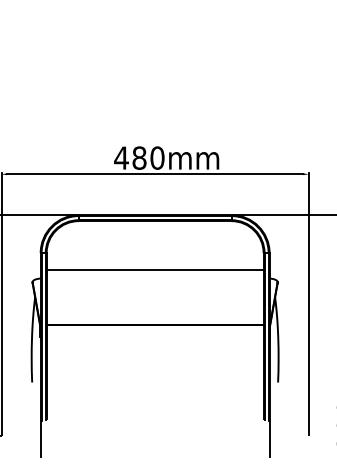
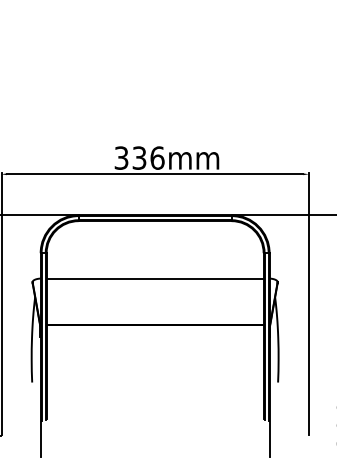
text: 480mm -> 336mm (139, 157)
line position: (154, 269) -> (154, 278) (154, 278)
